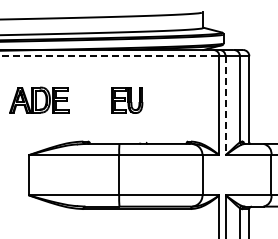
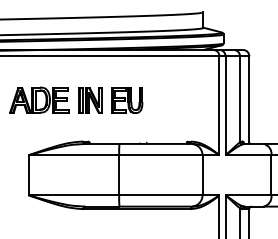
line: dashed -> solid (110, 56)
part: none -> present (90, 100)
line: dashed -> solid (225, 106)
